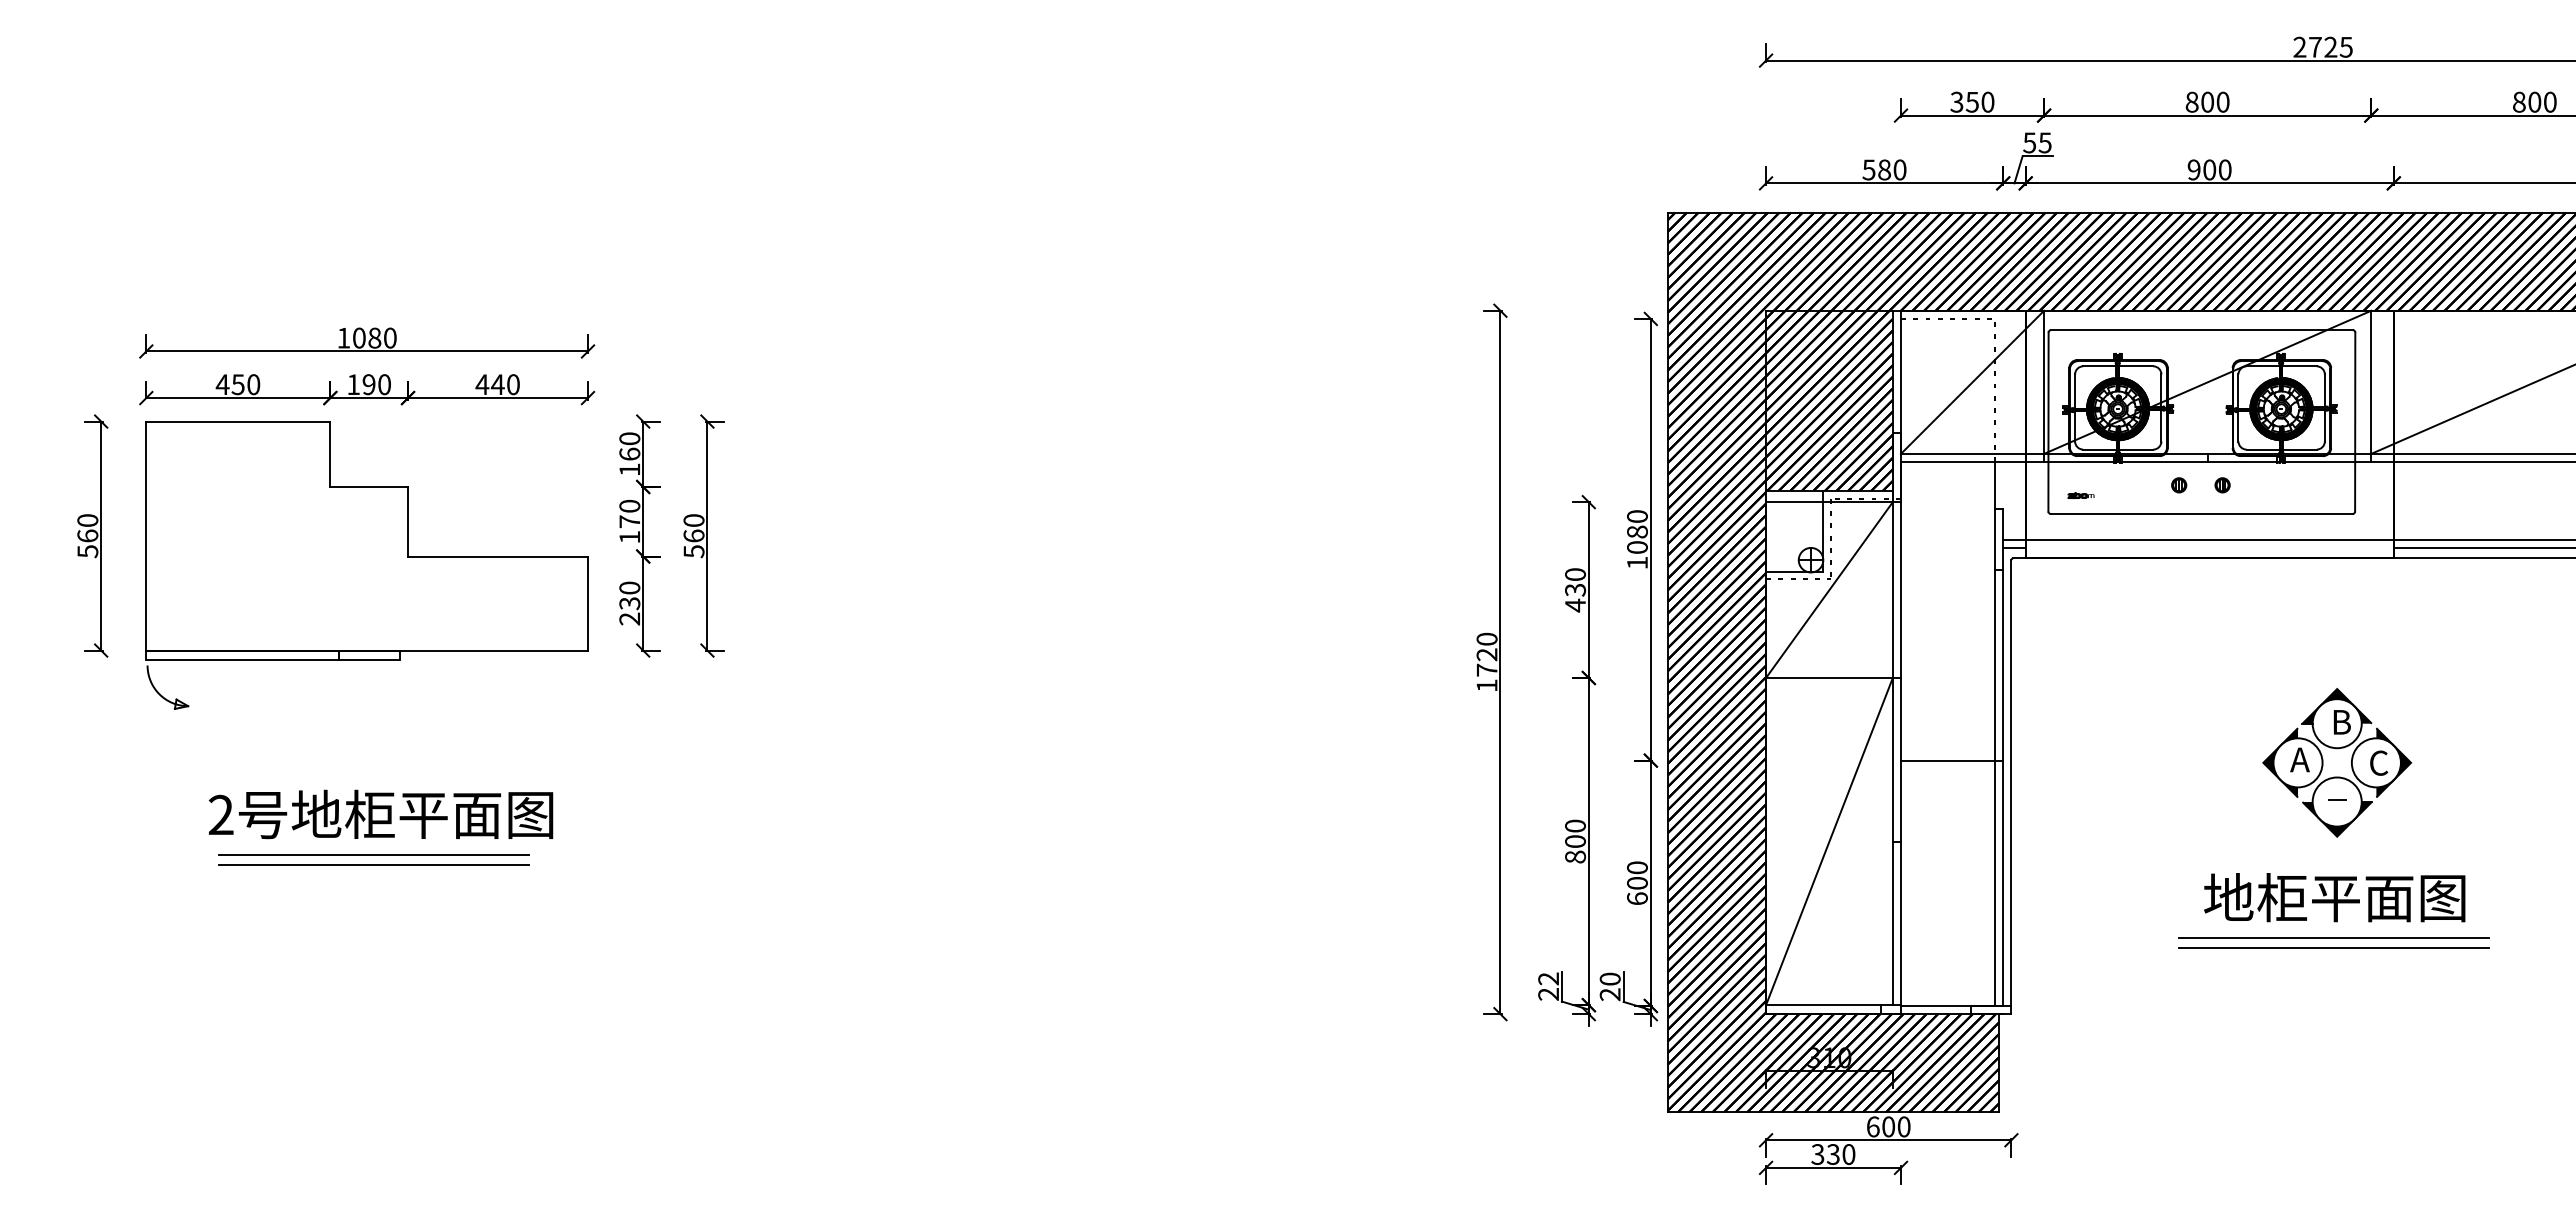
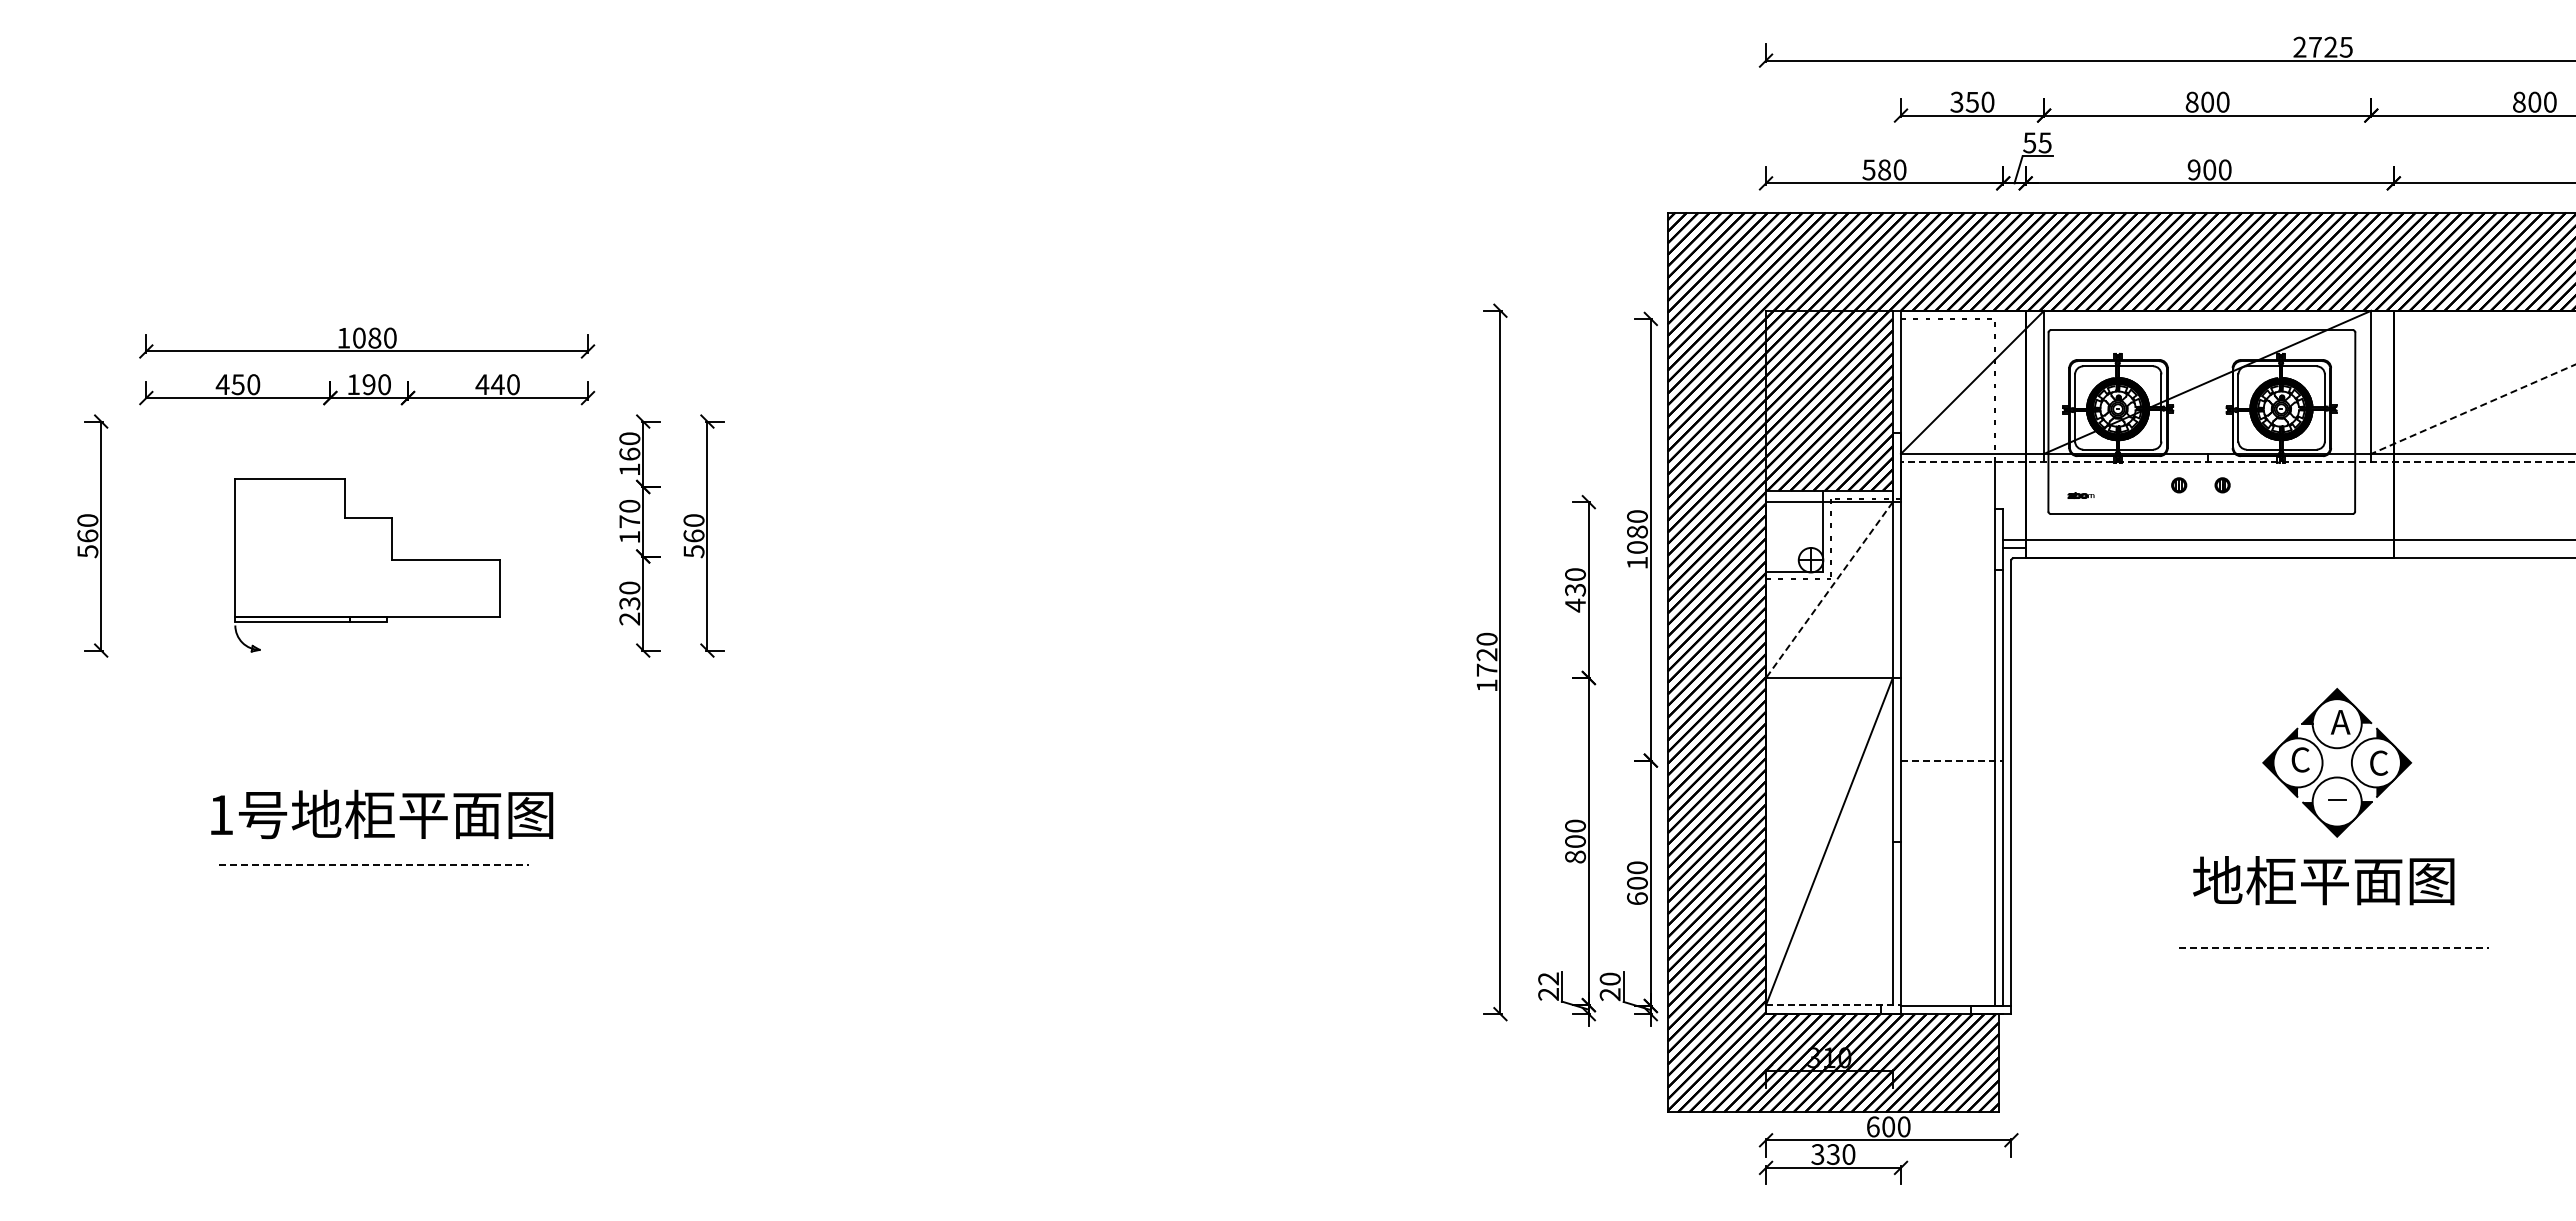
line: solid -> dashed (2472, 409)
line: solid -> dashed (2237, 462)
line: present -> none (2482, 547)
part size: 444x289 px -> 267x175 px (367, 565)
line: solid -> dashed (1829, 590)
text: B -> A (2340, 722)
text: A -> C (2299, 759)
line: solid -> dashed (1952, 760)
text: 2 -> 1 (220, 814)
line: present -> none (373, 855)
line: solid -> dashed (374, 864)
text position: (2334, 897) -> (2323, 880) (2323, 880)
line: present -> none (2333, 938)
line: solid -> dashed (2334, 947)
line: solid -> dashed (1834, 1005)
